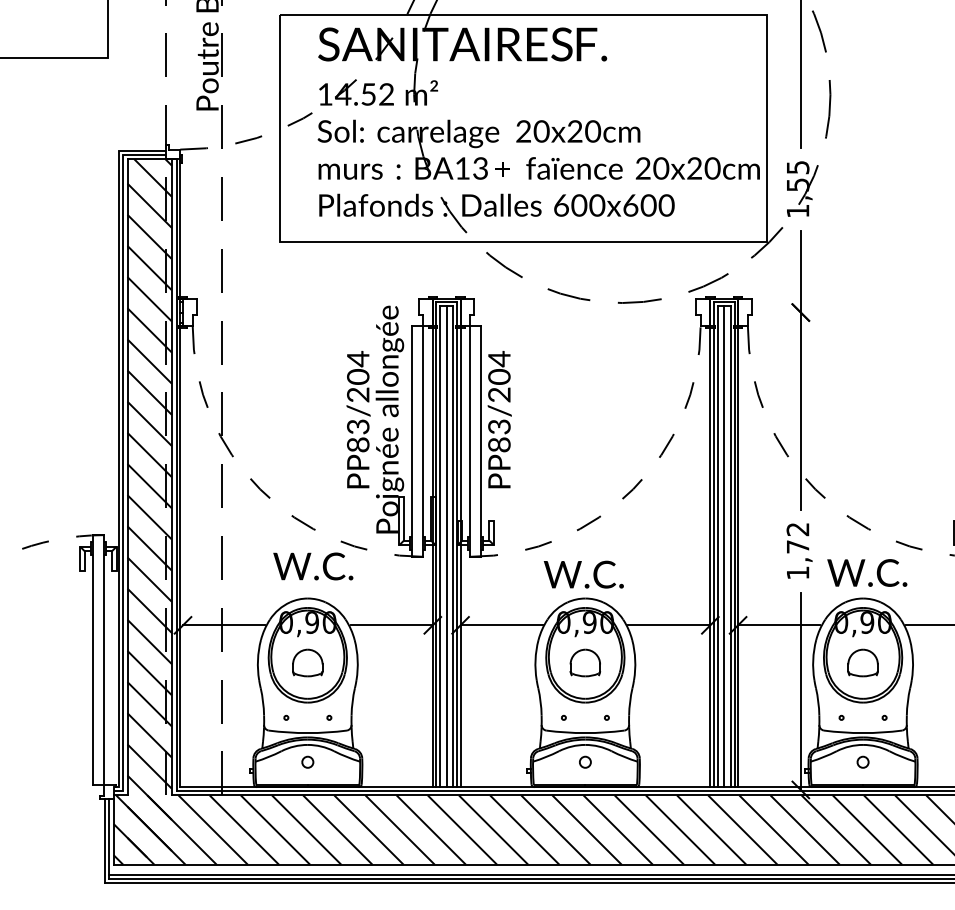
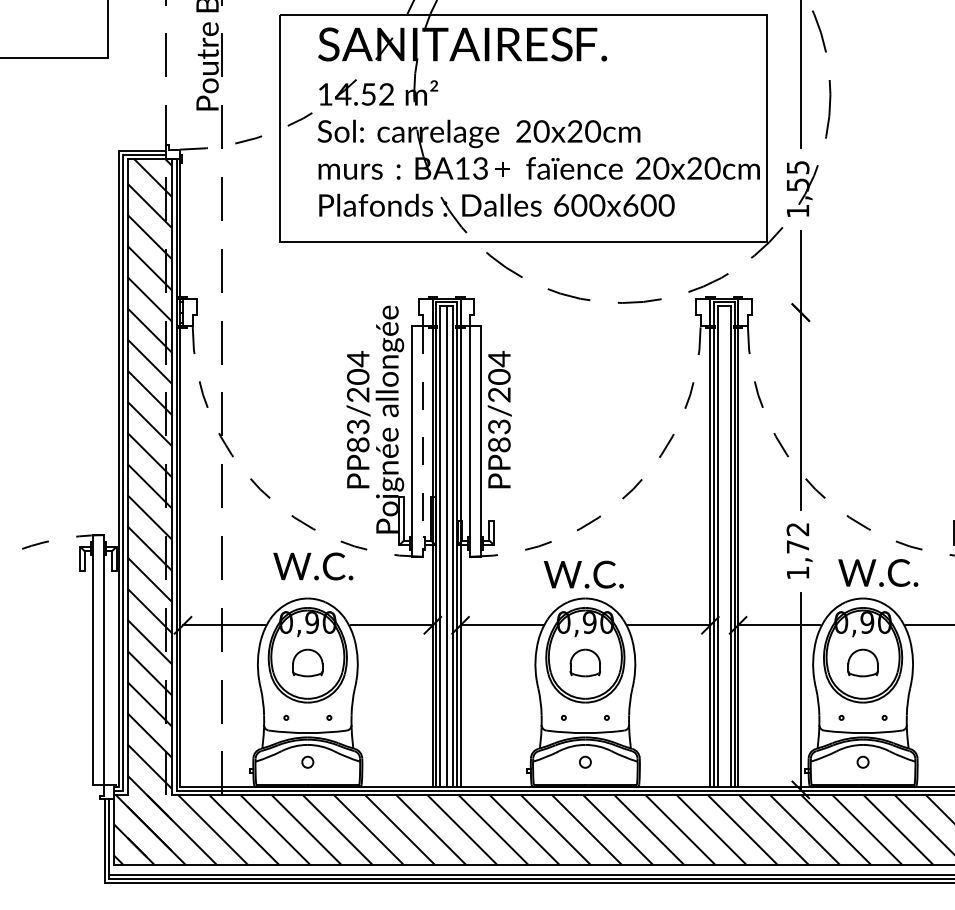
line: solid -> dashed (423, 442)
line: present -> none (724, 546)
text position: (867, 572) -> (878, 572) (878, 572)
